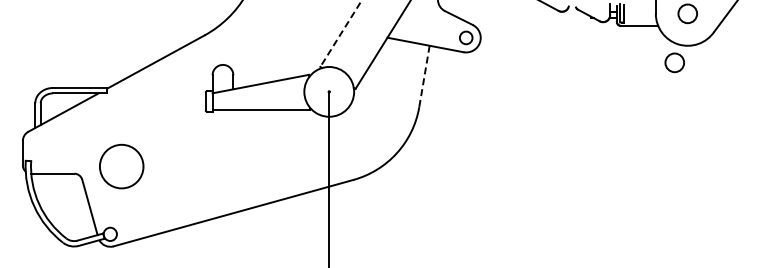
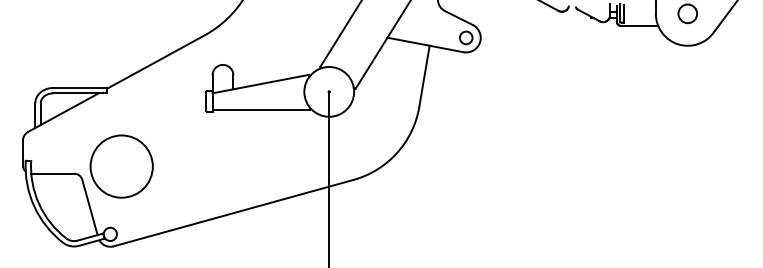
line: dashed -> solid (340, 33)
circle: present -> none (674, 62)
line: dashed -> solid (424, 76)
circle diameter: 44 px -> 62 px (121, 166)
